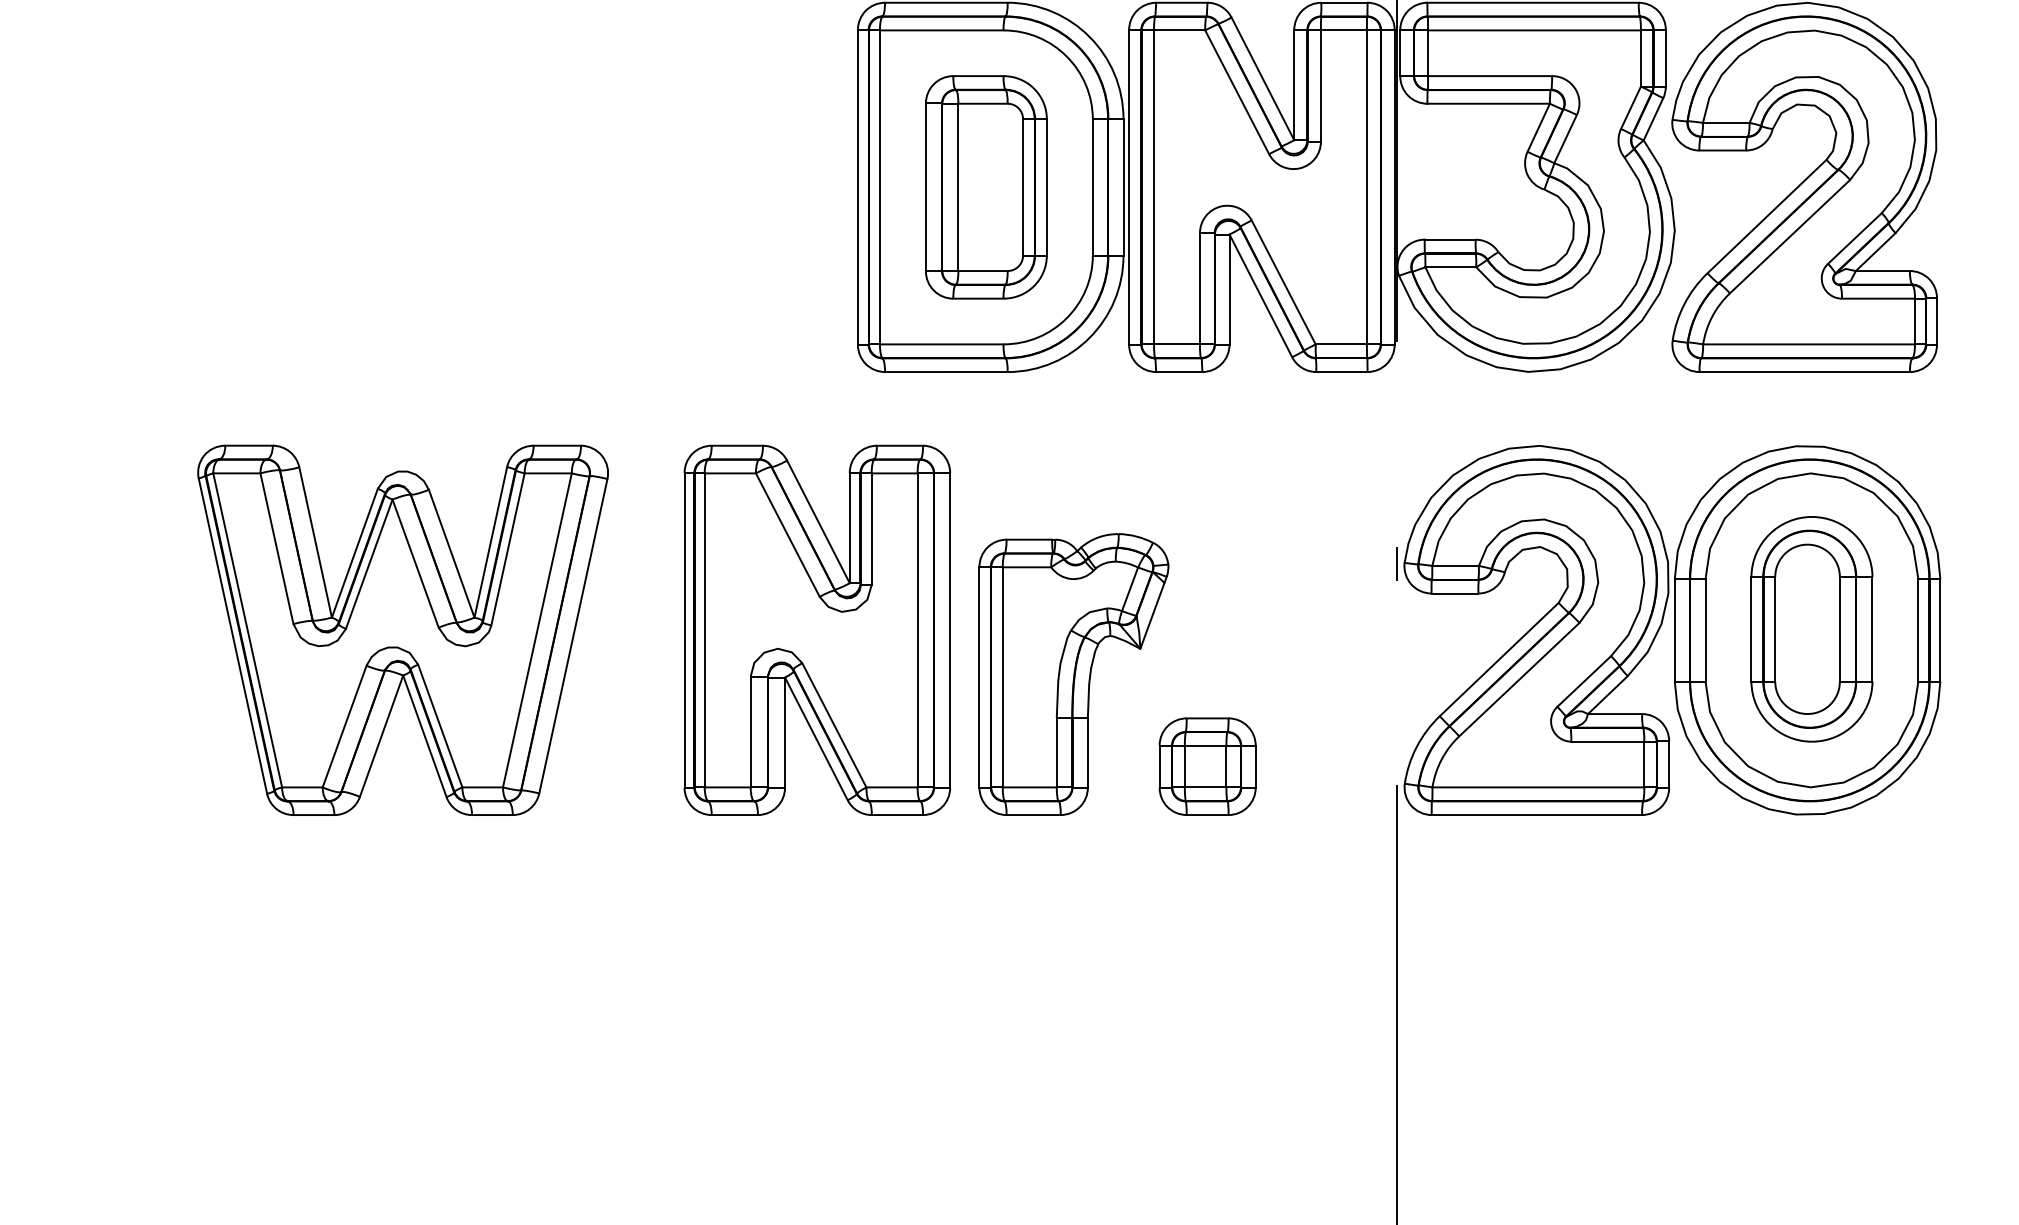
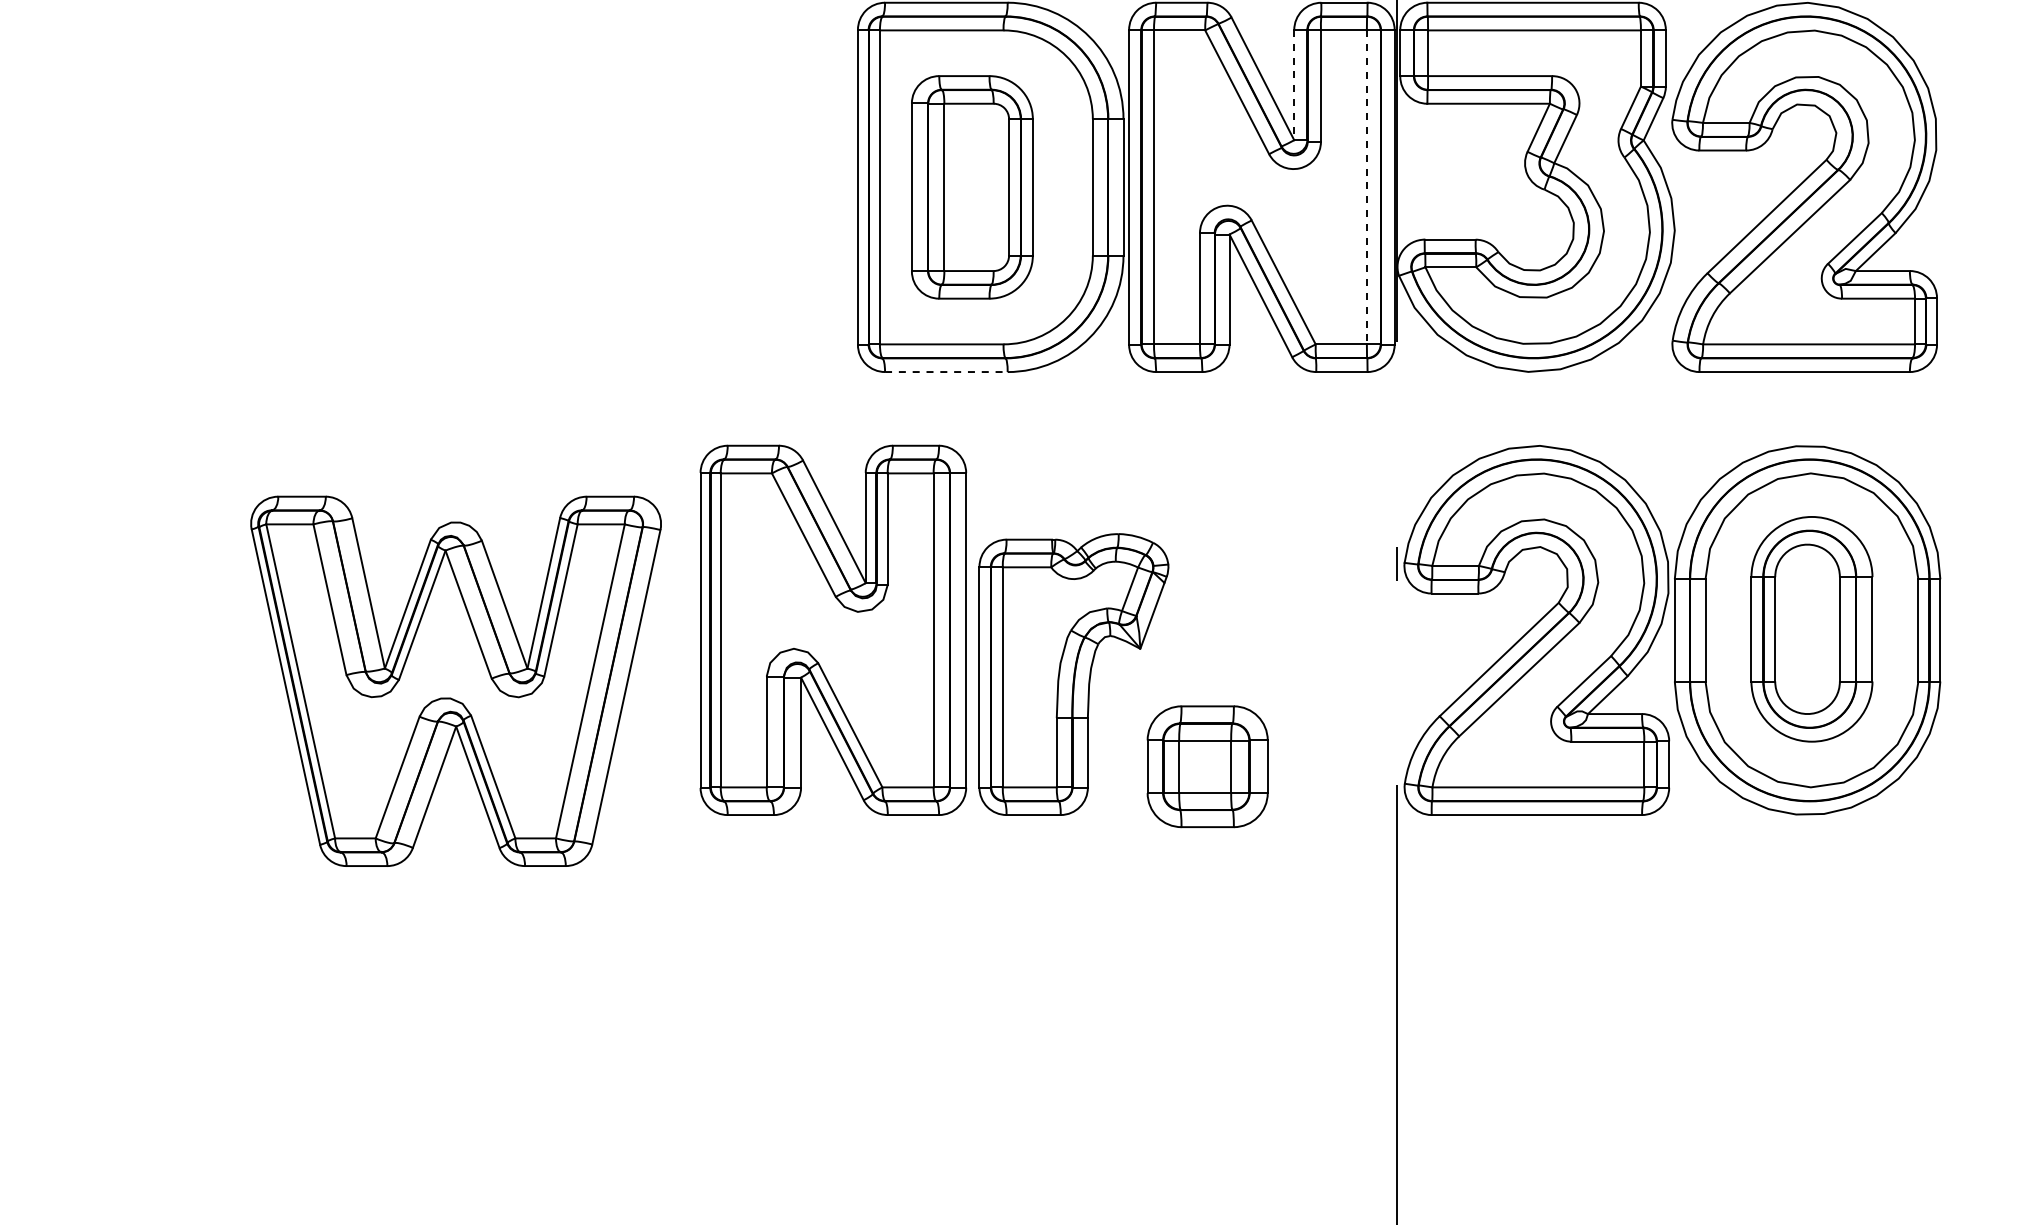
line: solid -> dashed (1294, 85)
part position: (986, 187) -> (972, 187) (972, 187)
line: solid -> dashed (1366, 187)
line: solid -> dashed (946, 372)
part position: (402, 629) -> (455, 680) (455, 680)
part position: (817, 629) -> (833, 629) (833, 629)
part size: 99x99 px -> 123x124 px (1207, 766)
